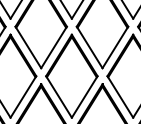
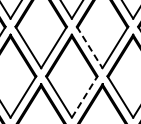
line: solid -> dashed (89, 47)
line: solid -> dashed (84, 96)
